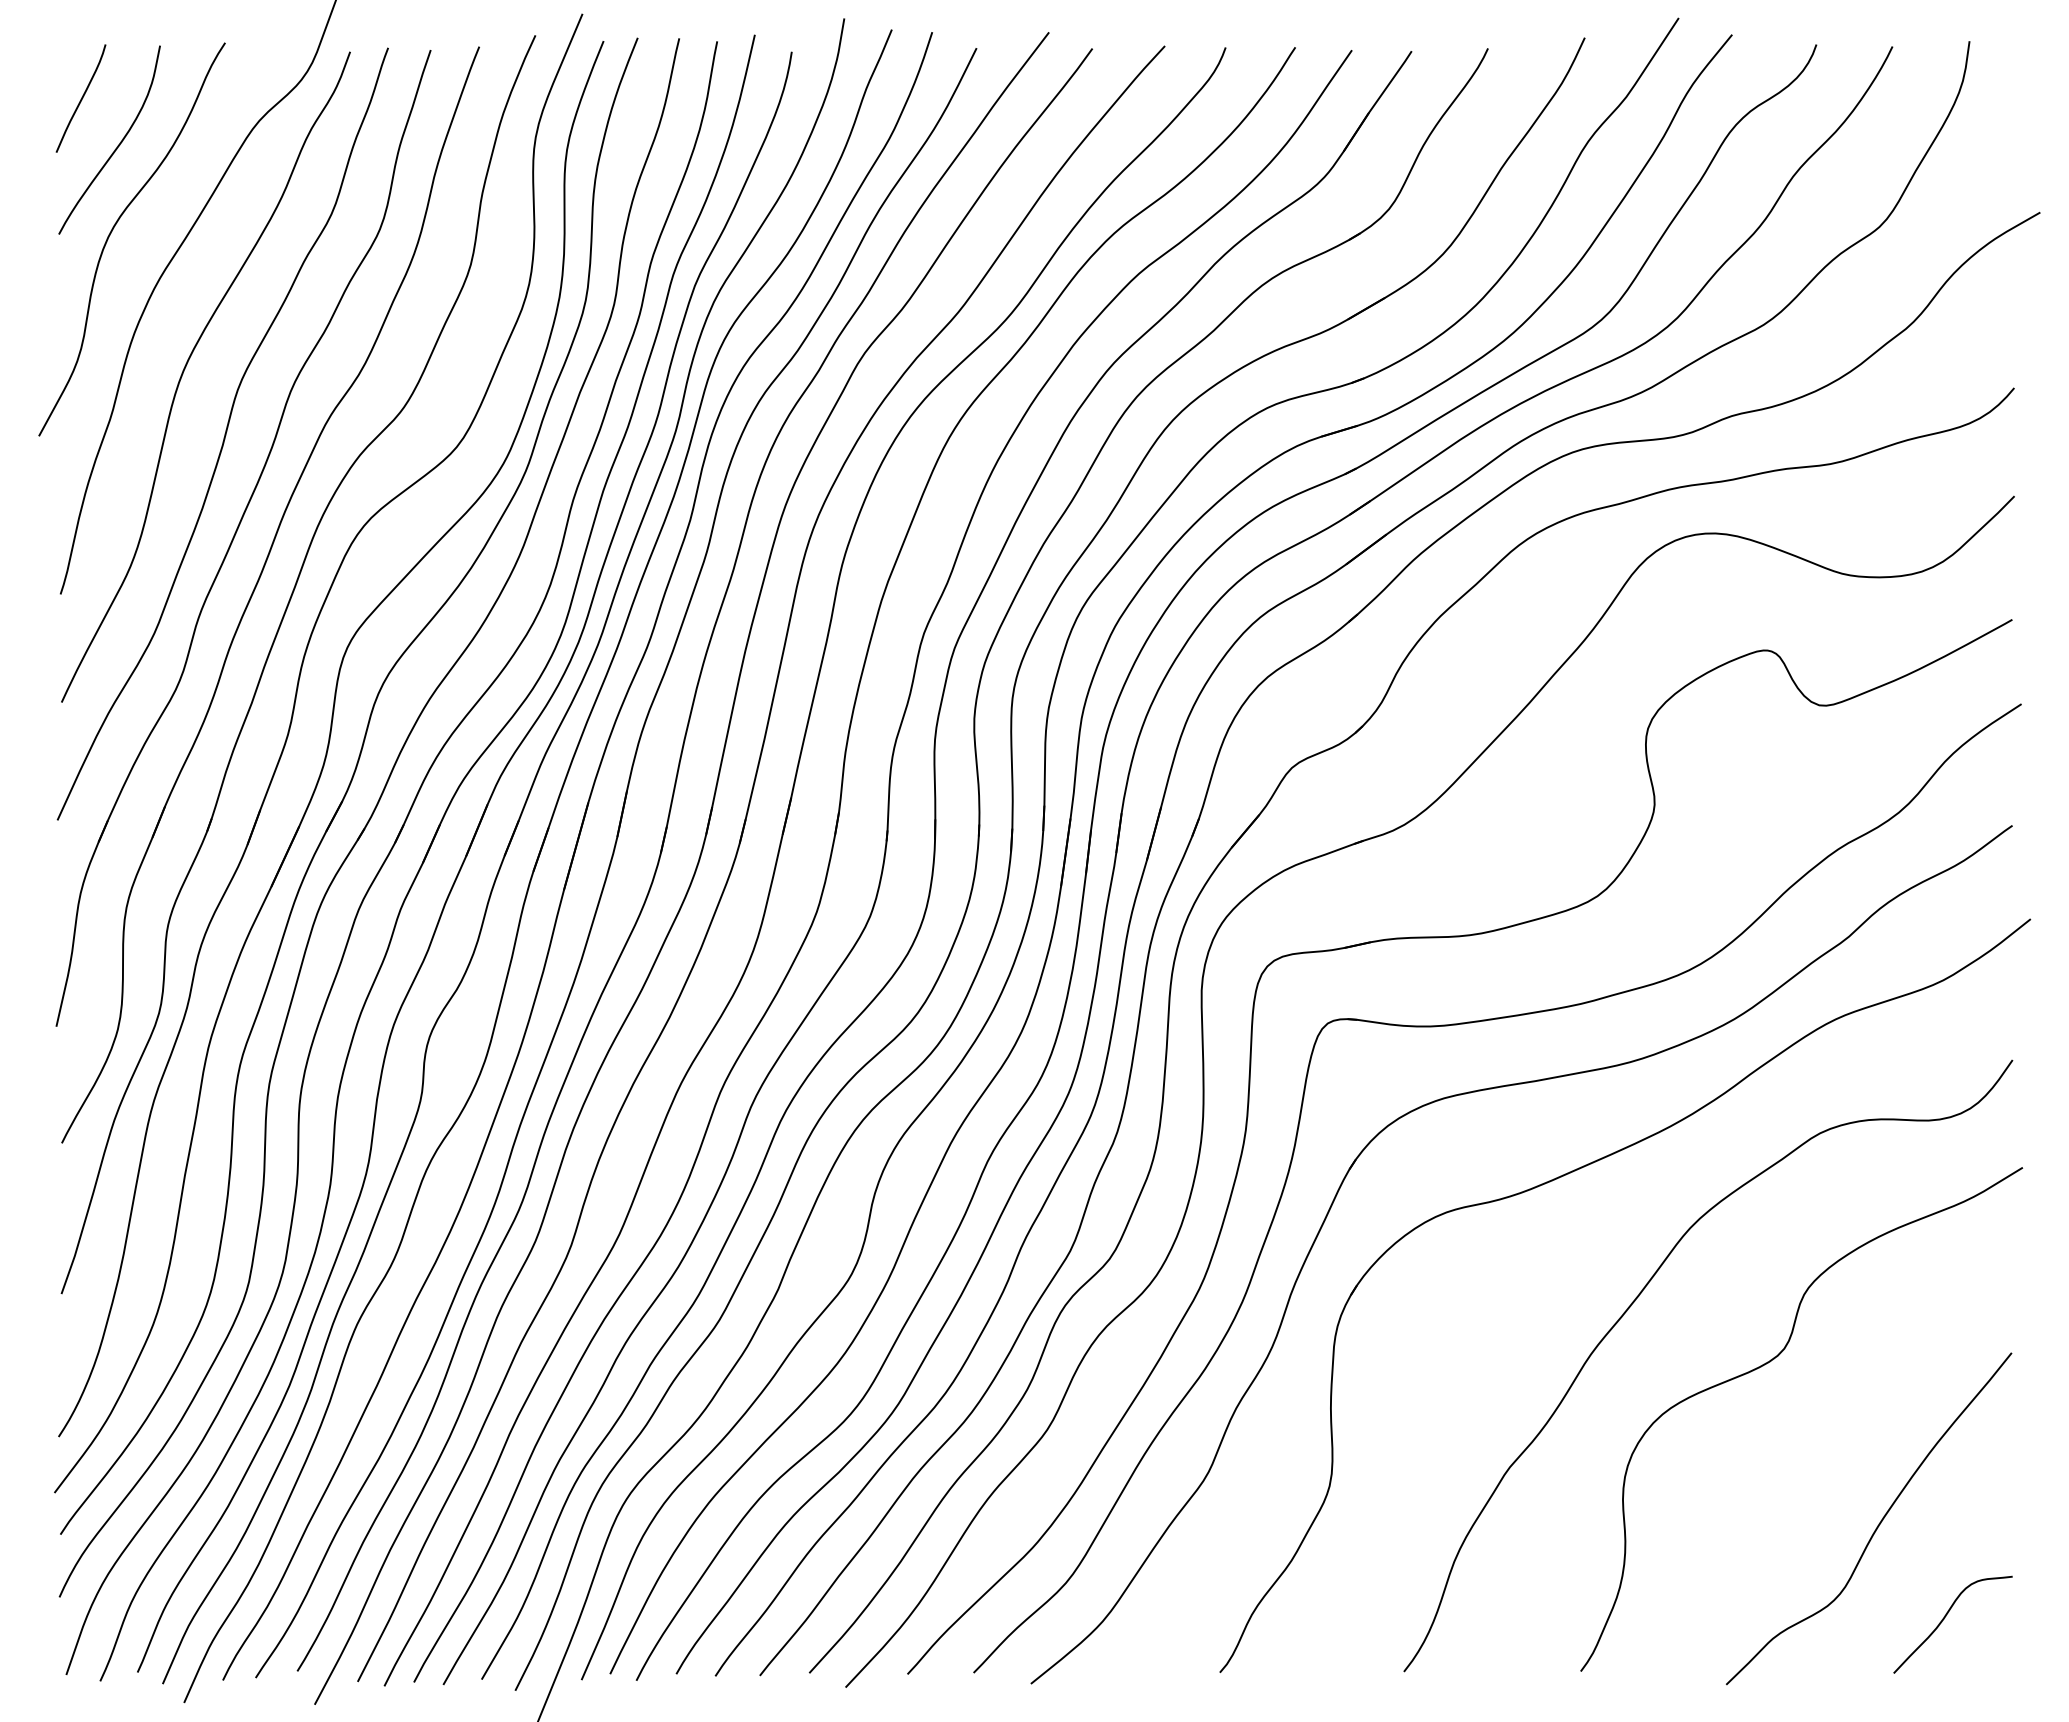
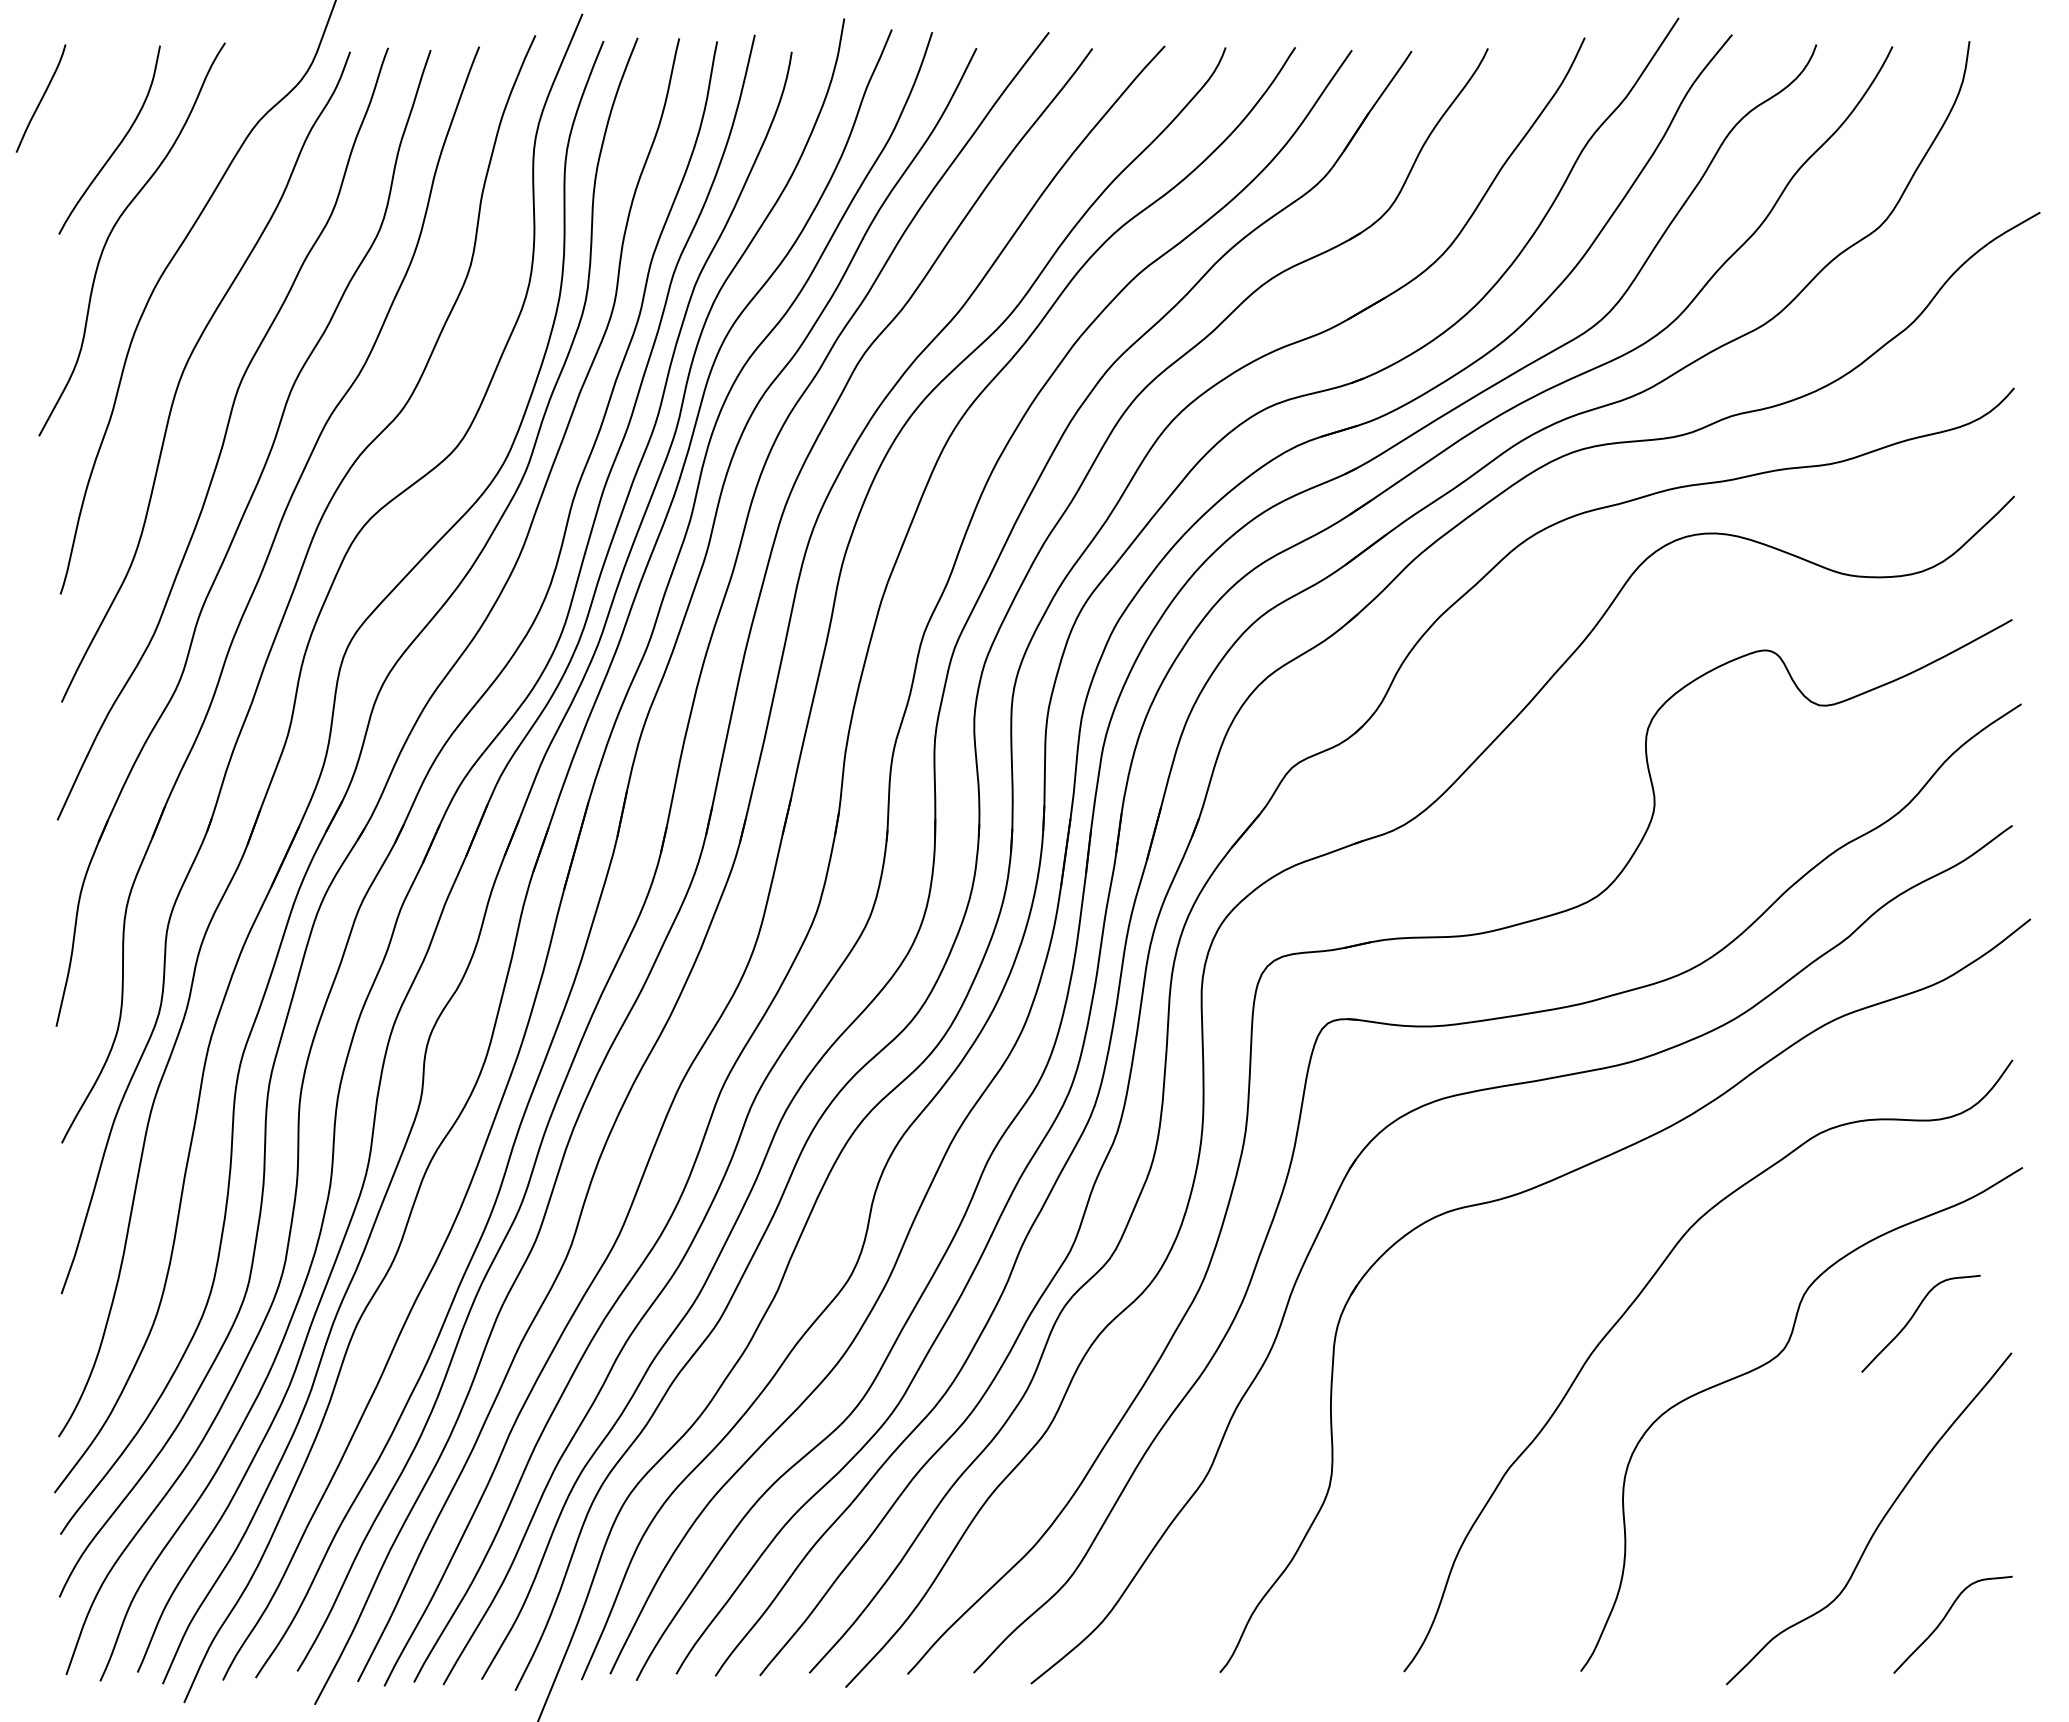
curve position: (81, 98) -> (41, 98) (41, 98)
curve: none -> present (1912, 1318)
